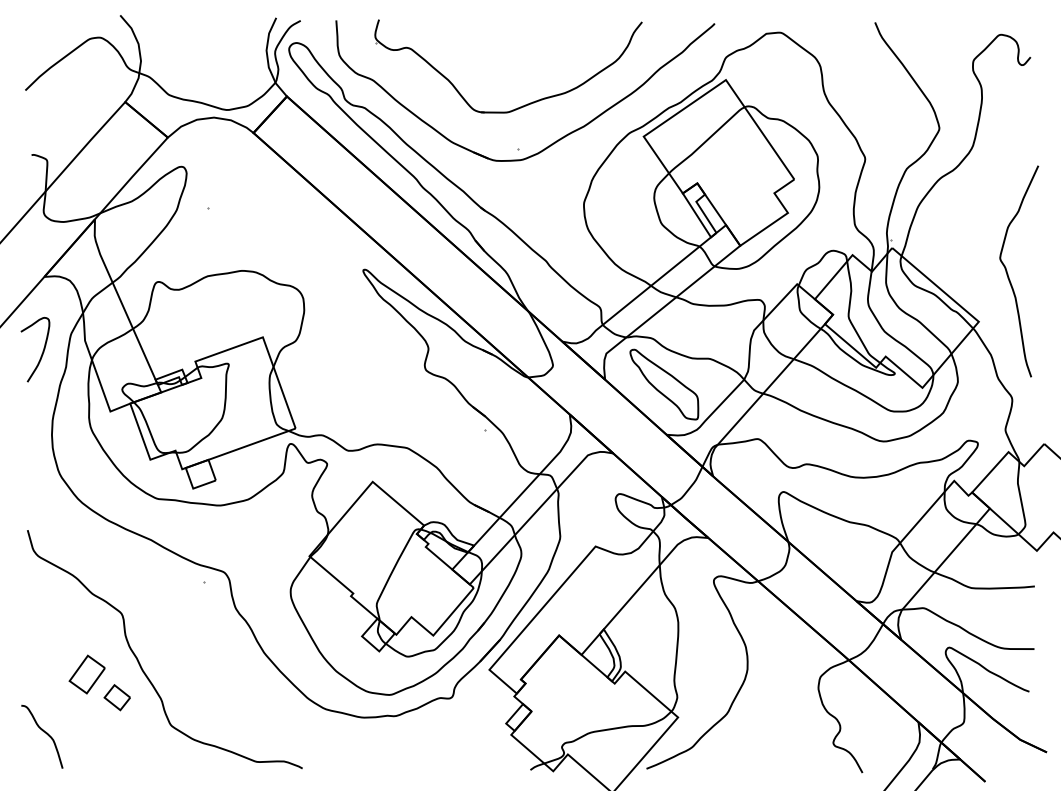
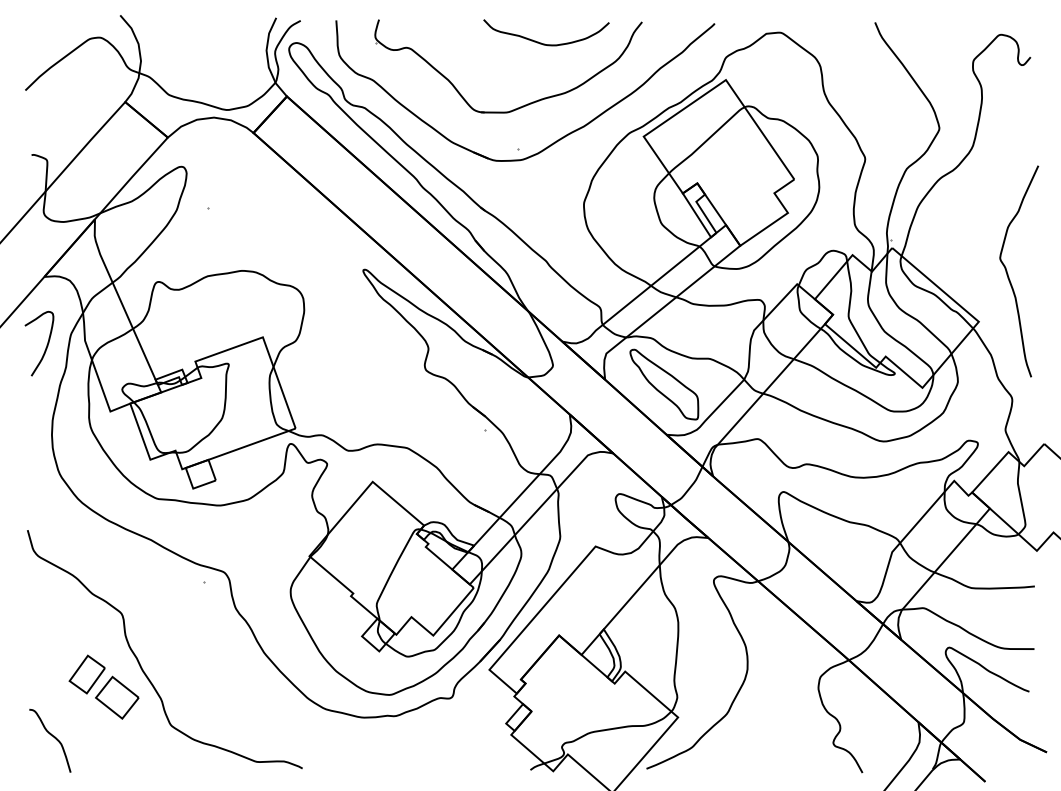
curve: none -> present (541, 42)
curve position: (42, 350) -> (46, 344) (46, 344)
part size: 28x28 px -> 45x45 px (117, 697)
curve position: (45, 733) -> (53, 737) (53, 737)
